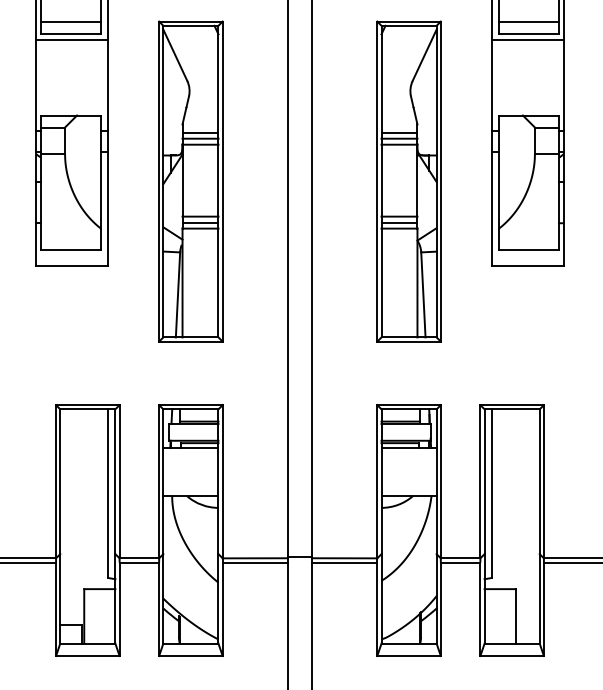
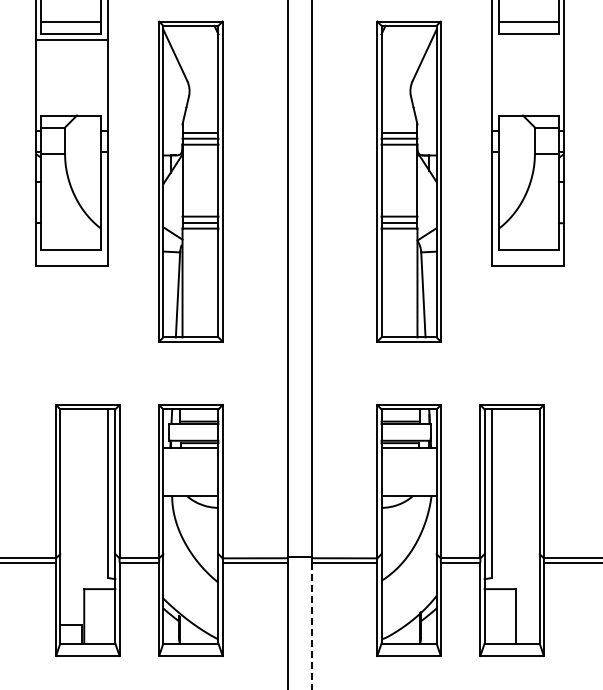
line: present -> none (527, 40)
line: solid -> dashed (311, 626)
